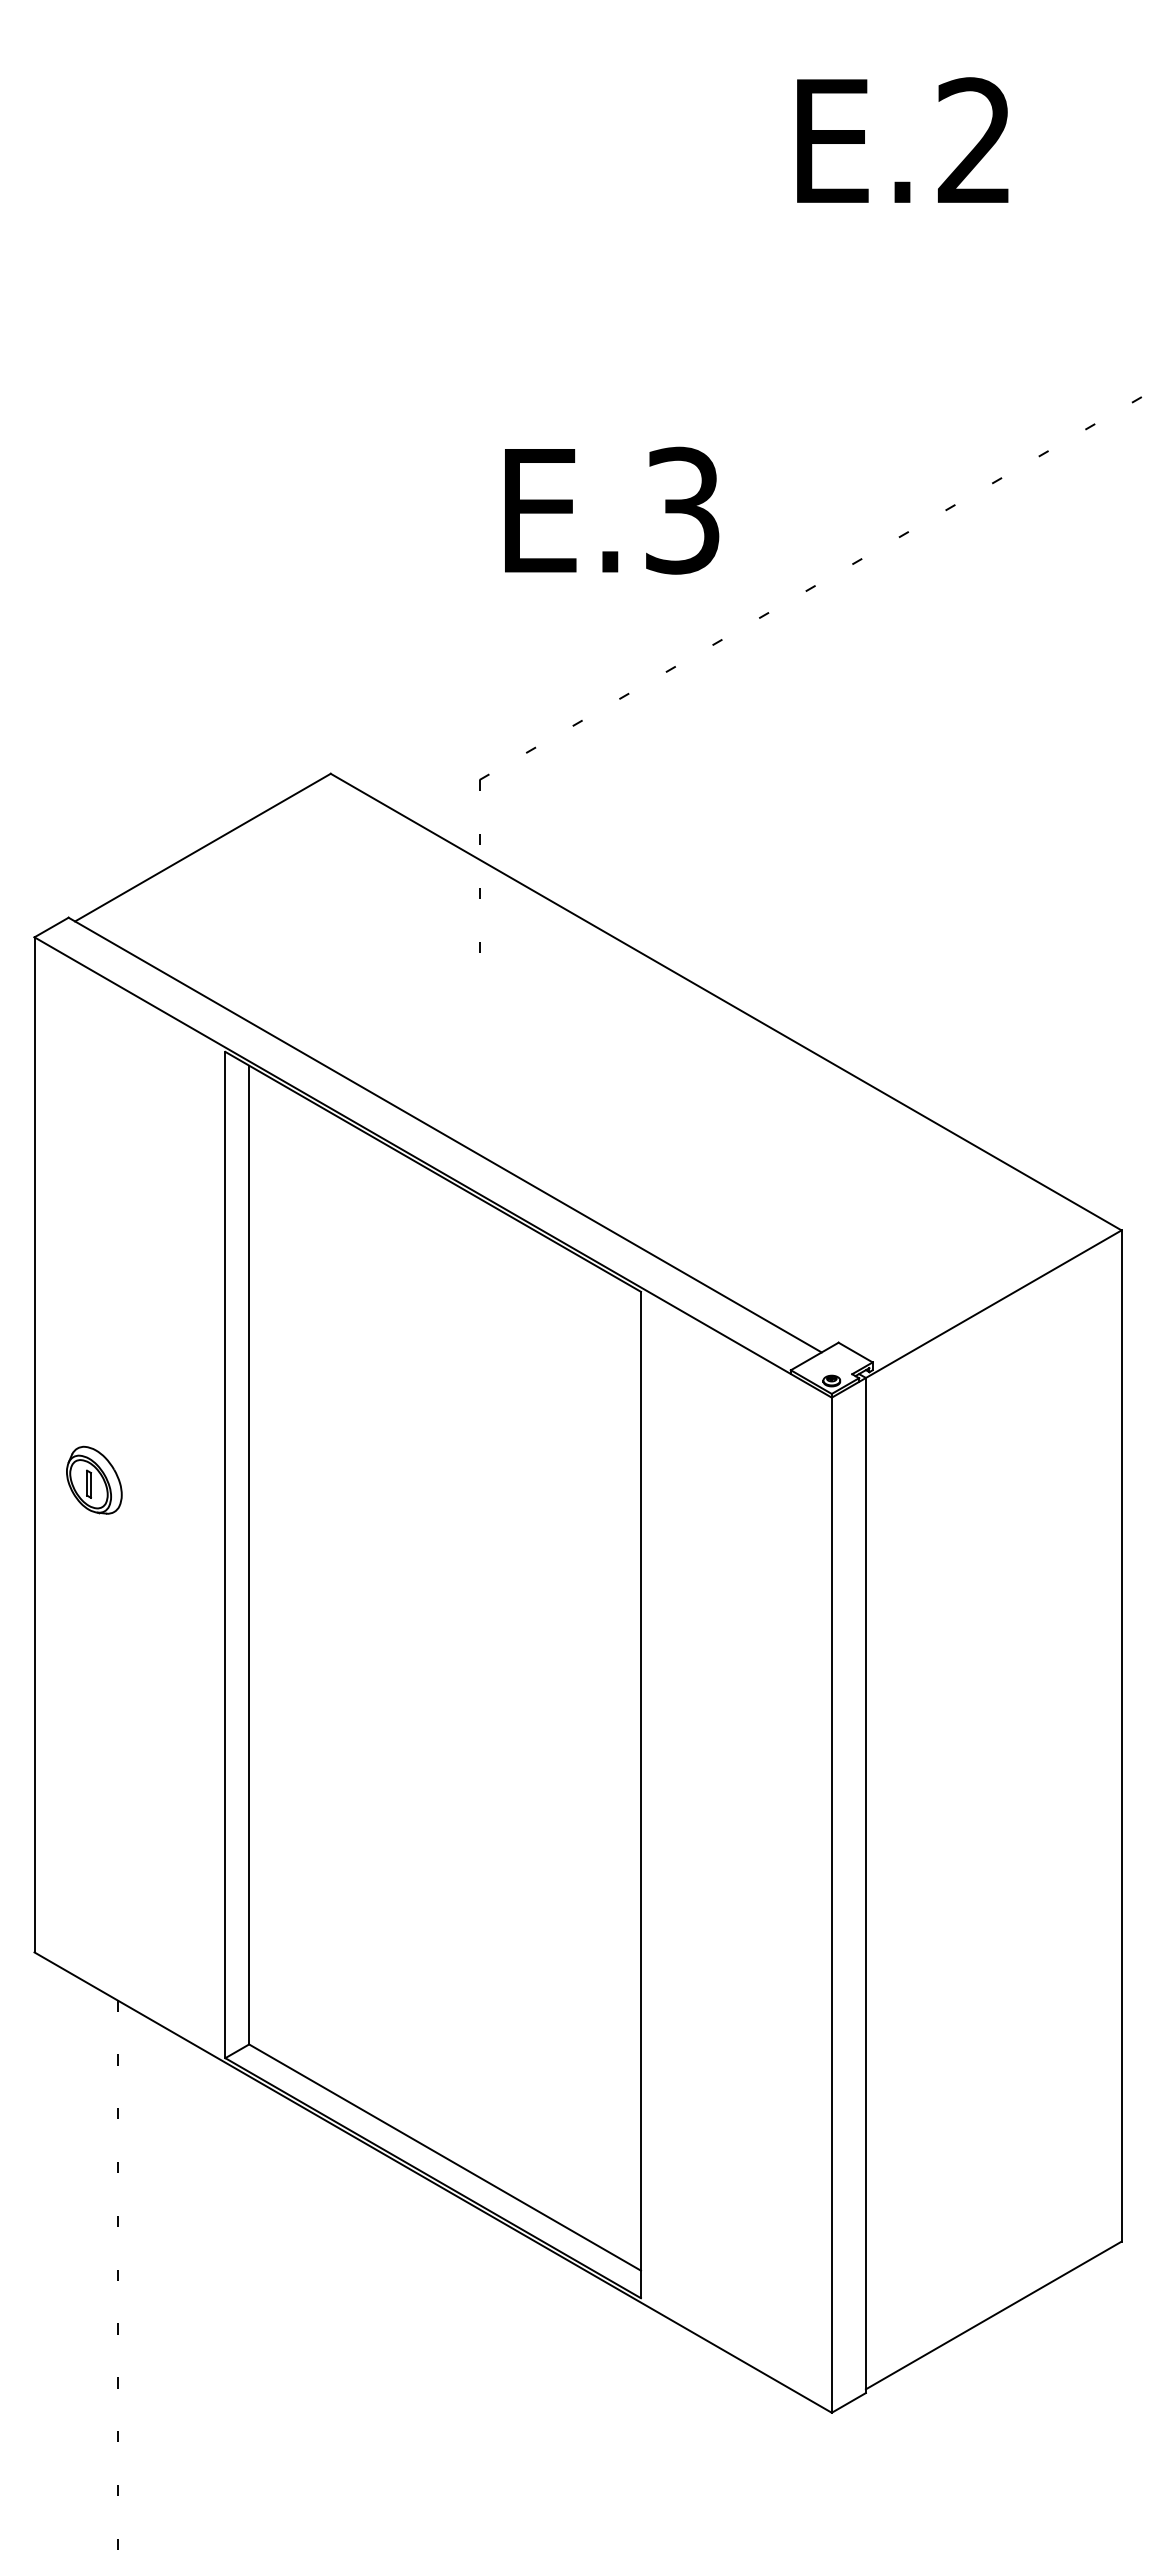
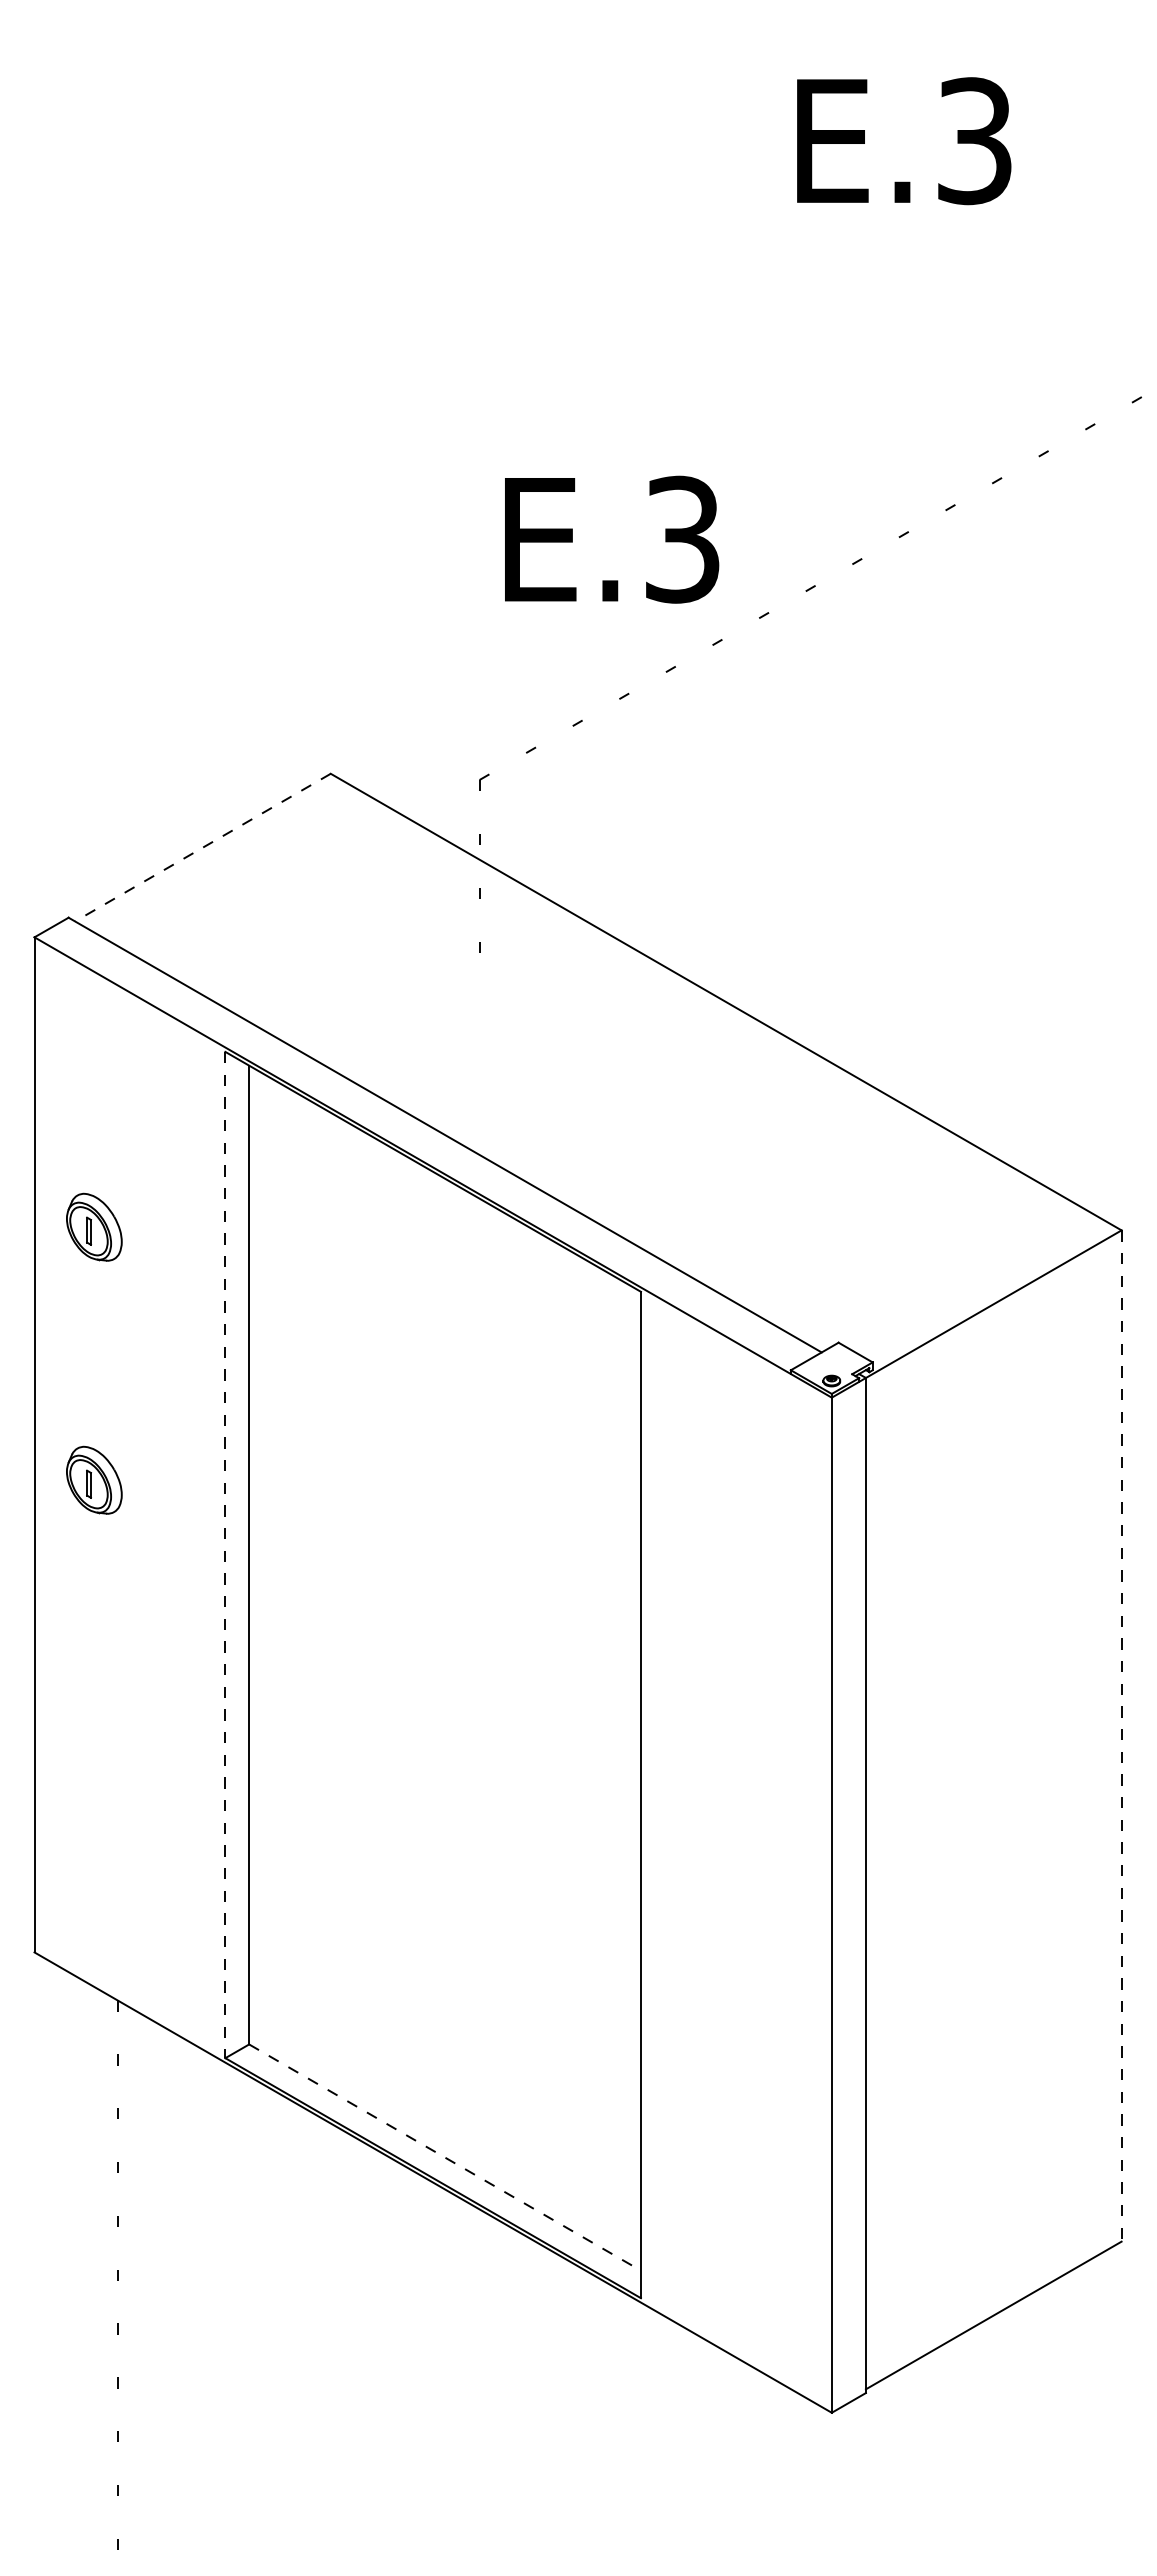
text: E.2 -> E.3 (974, 141)
text position: (612, 510) -> (612, 539) (612, 539)
line: solid -> dashed (202, 847)
part: none -> present (94, 1226)
line: solid -> dashed (225, 1555)
line: solid -> dashed (1121, 1736)
line: solid -> dashed (445, 2157)
